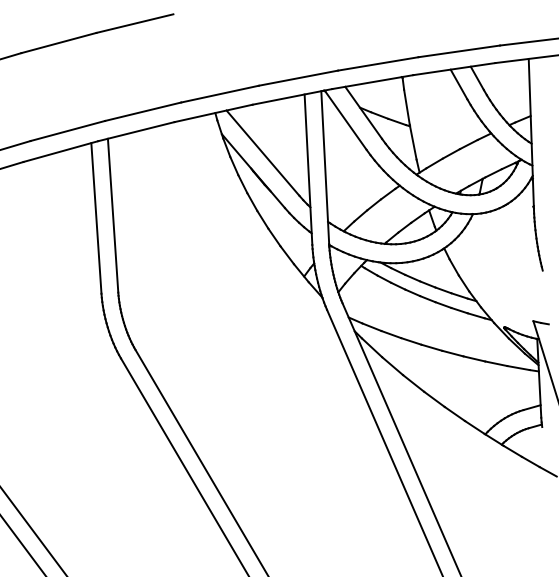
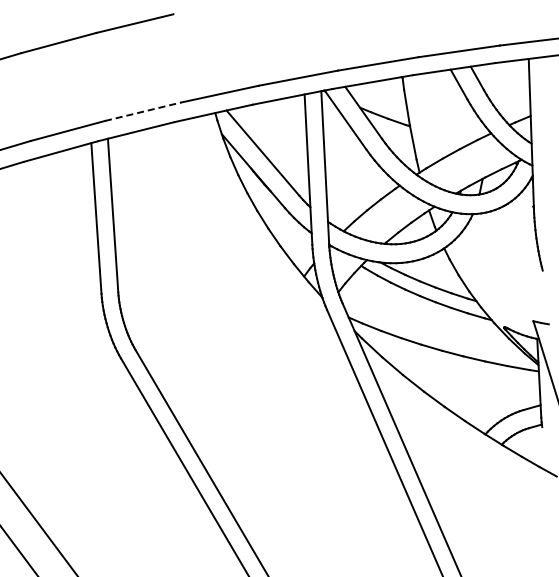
line: solid -> dashed (143, 111)
line position: (33, 531) -> (38, 524) (38, 524)
line position: (23, 545) -> (19, 550) (19, 550)
